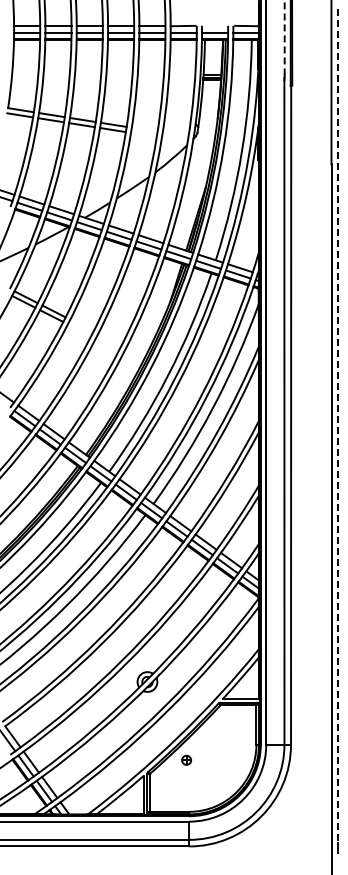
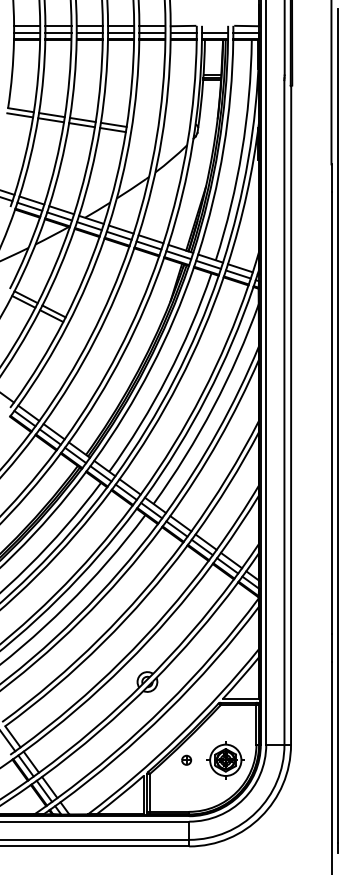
line: dashed -> solid (284, 37)
line: dashed -> solid (337, 426)
part: none -> present (225, 760)
